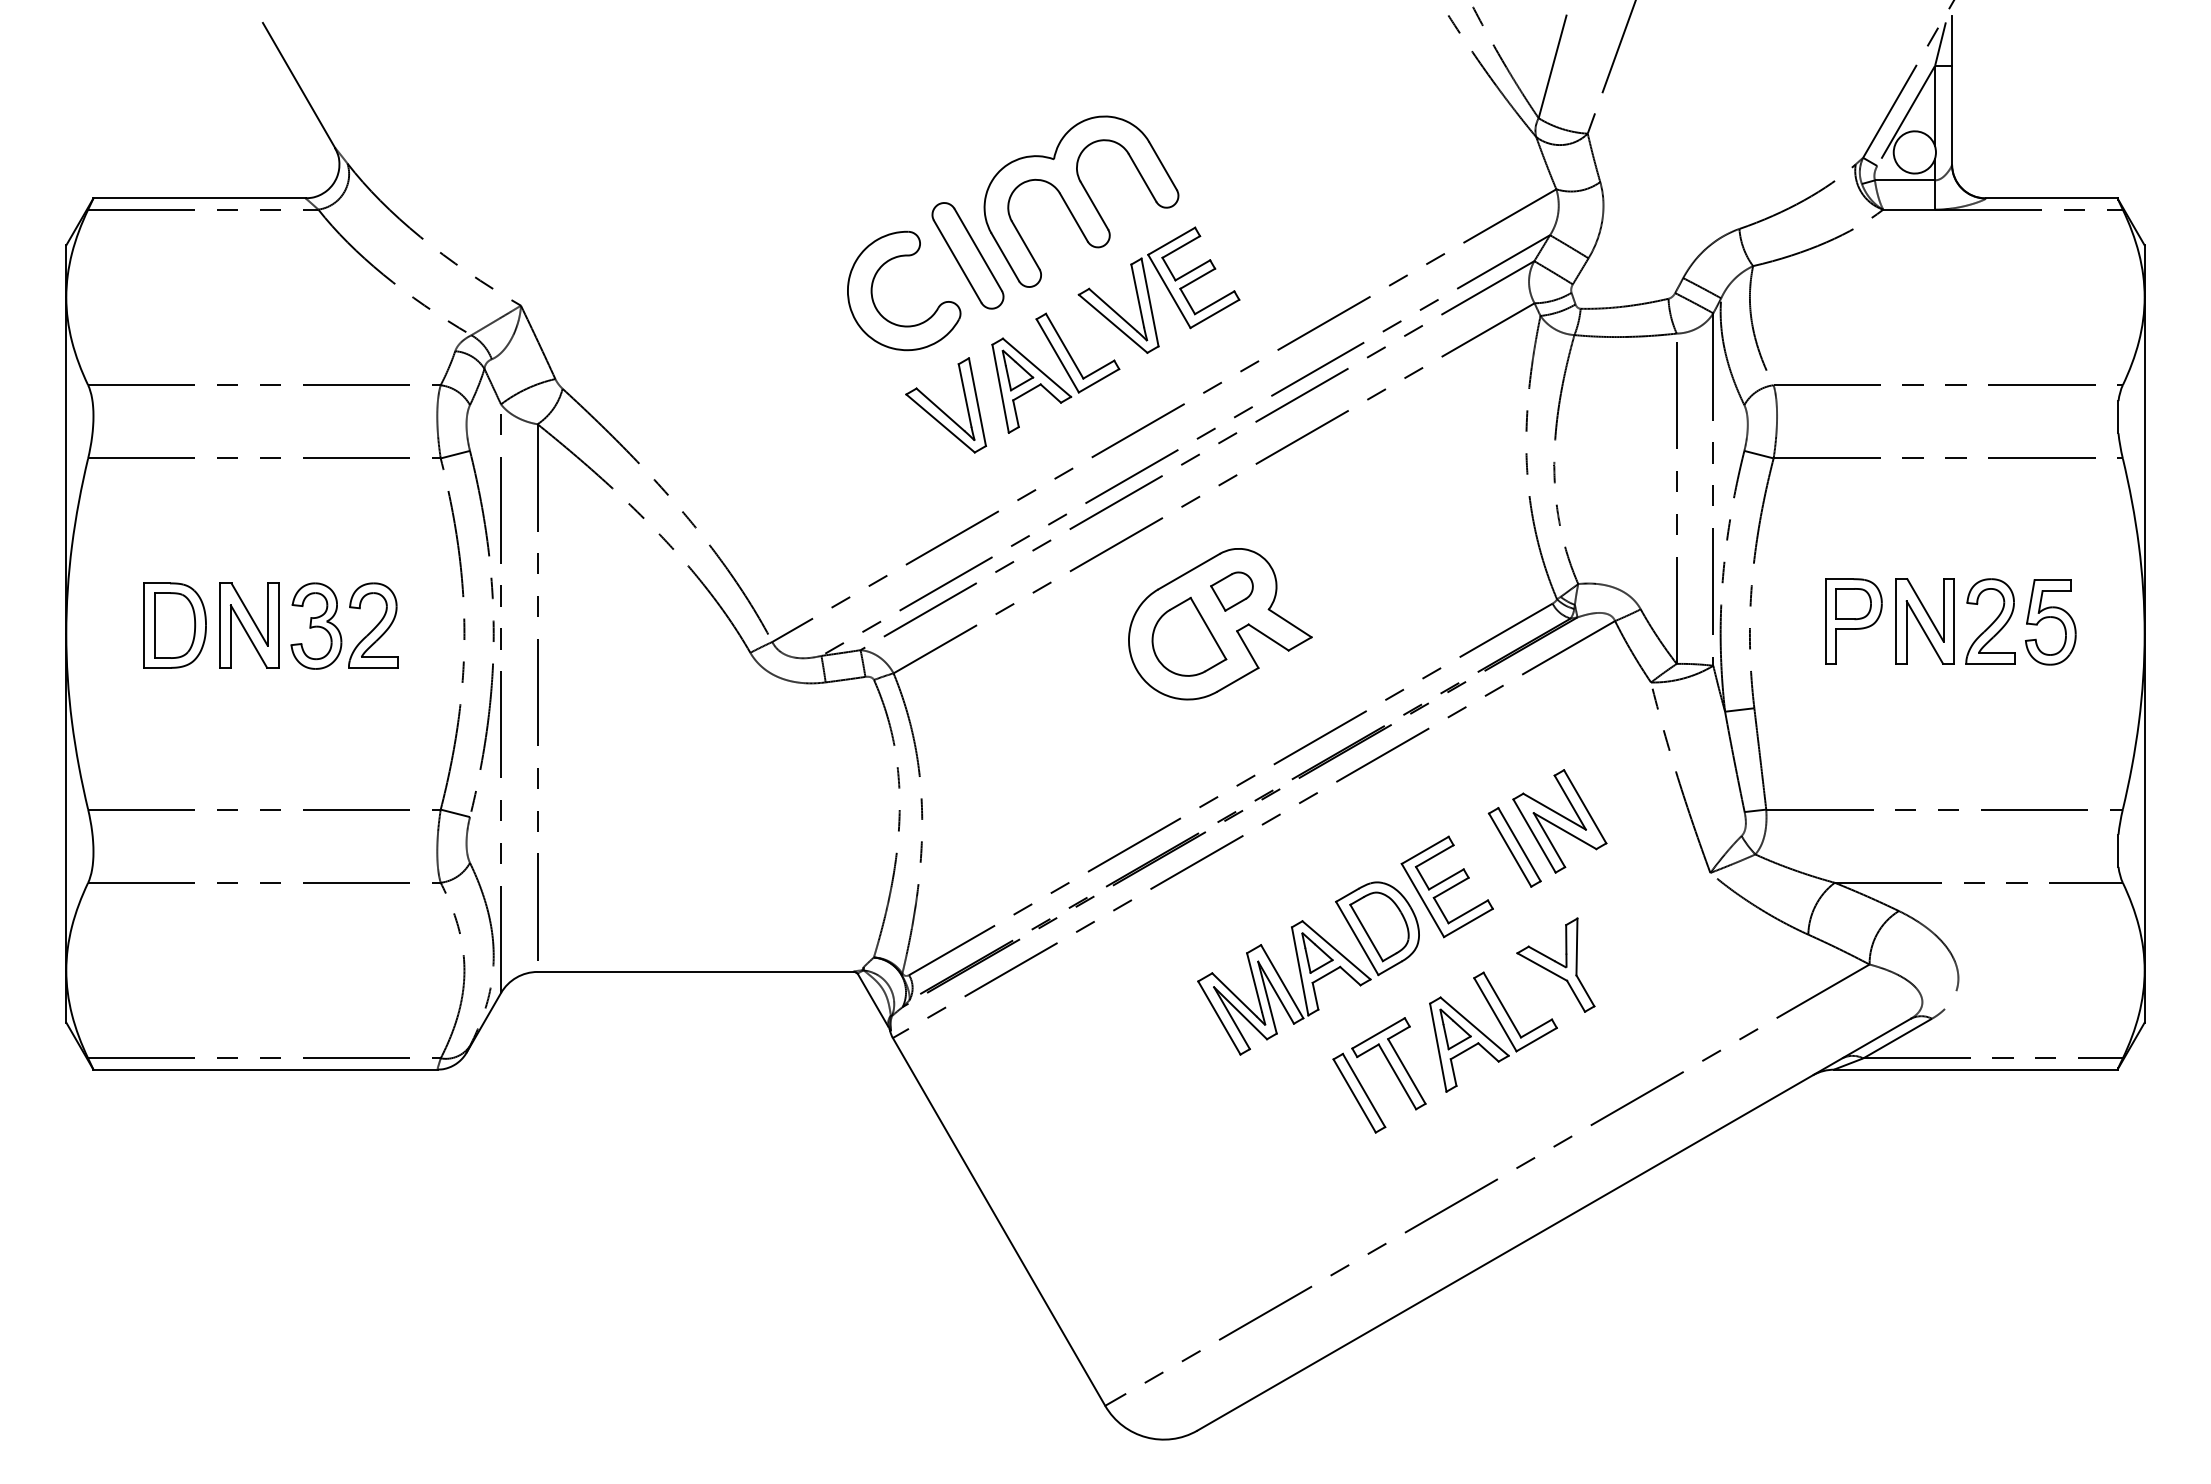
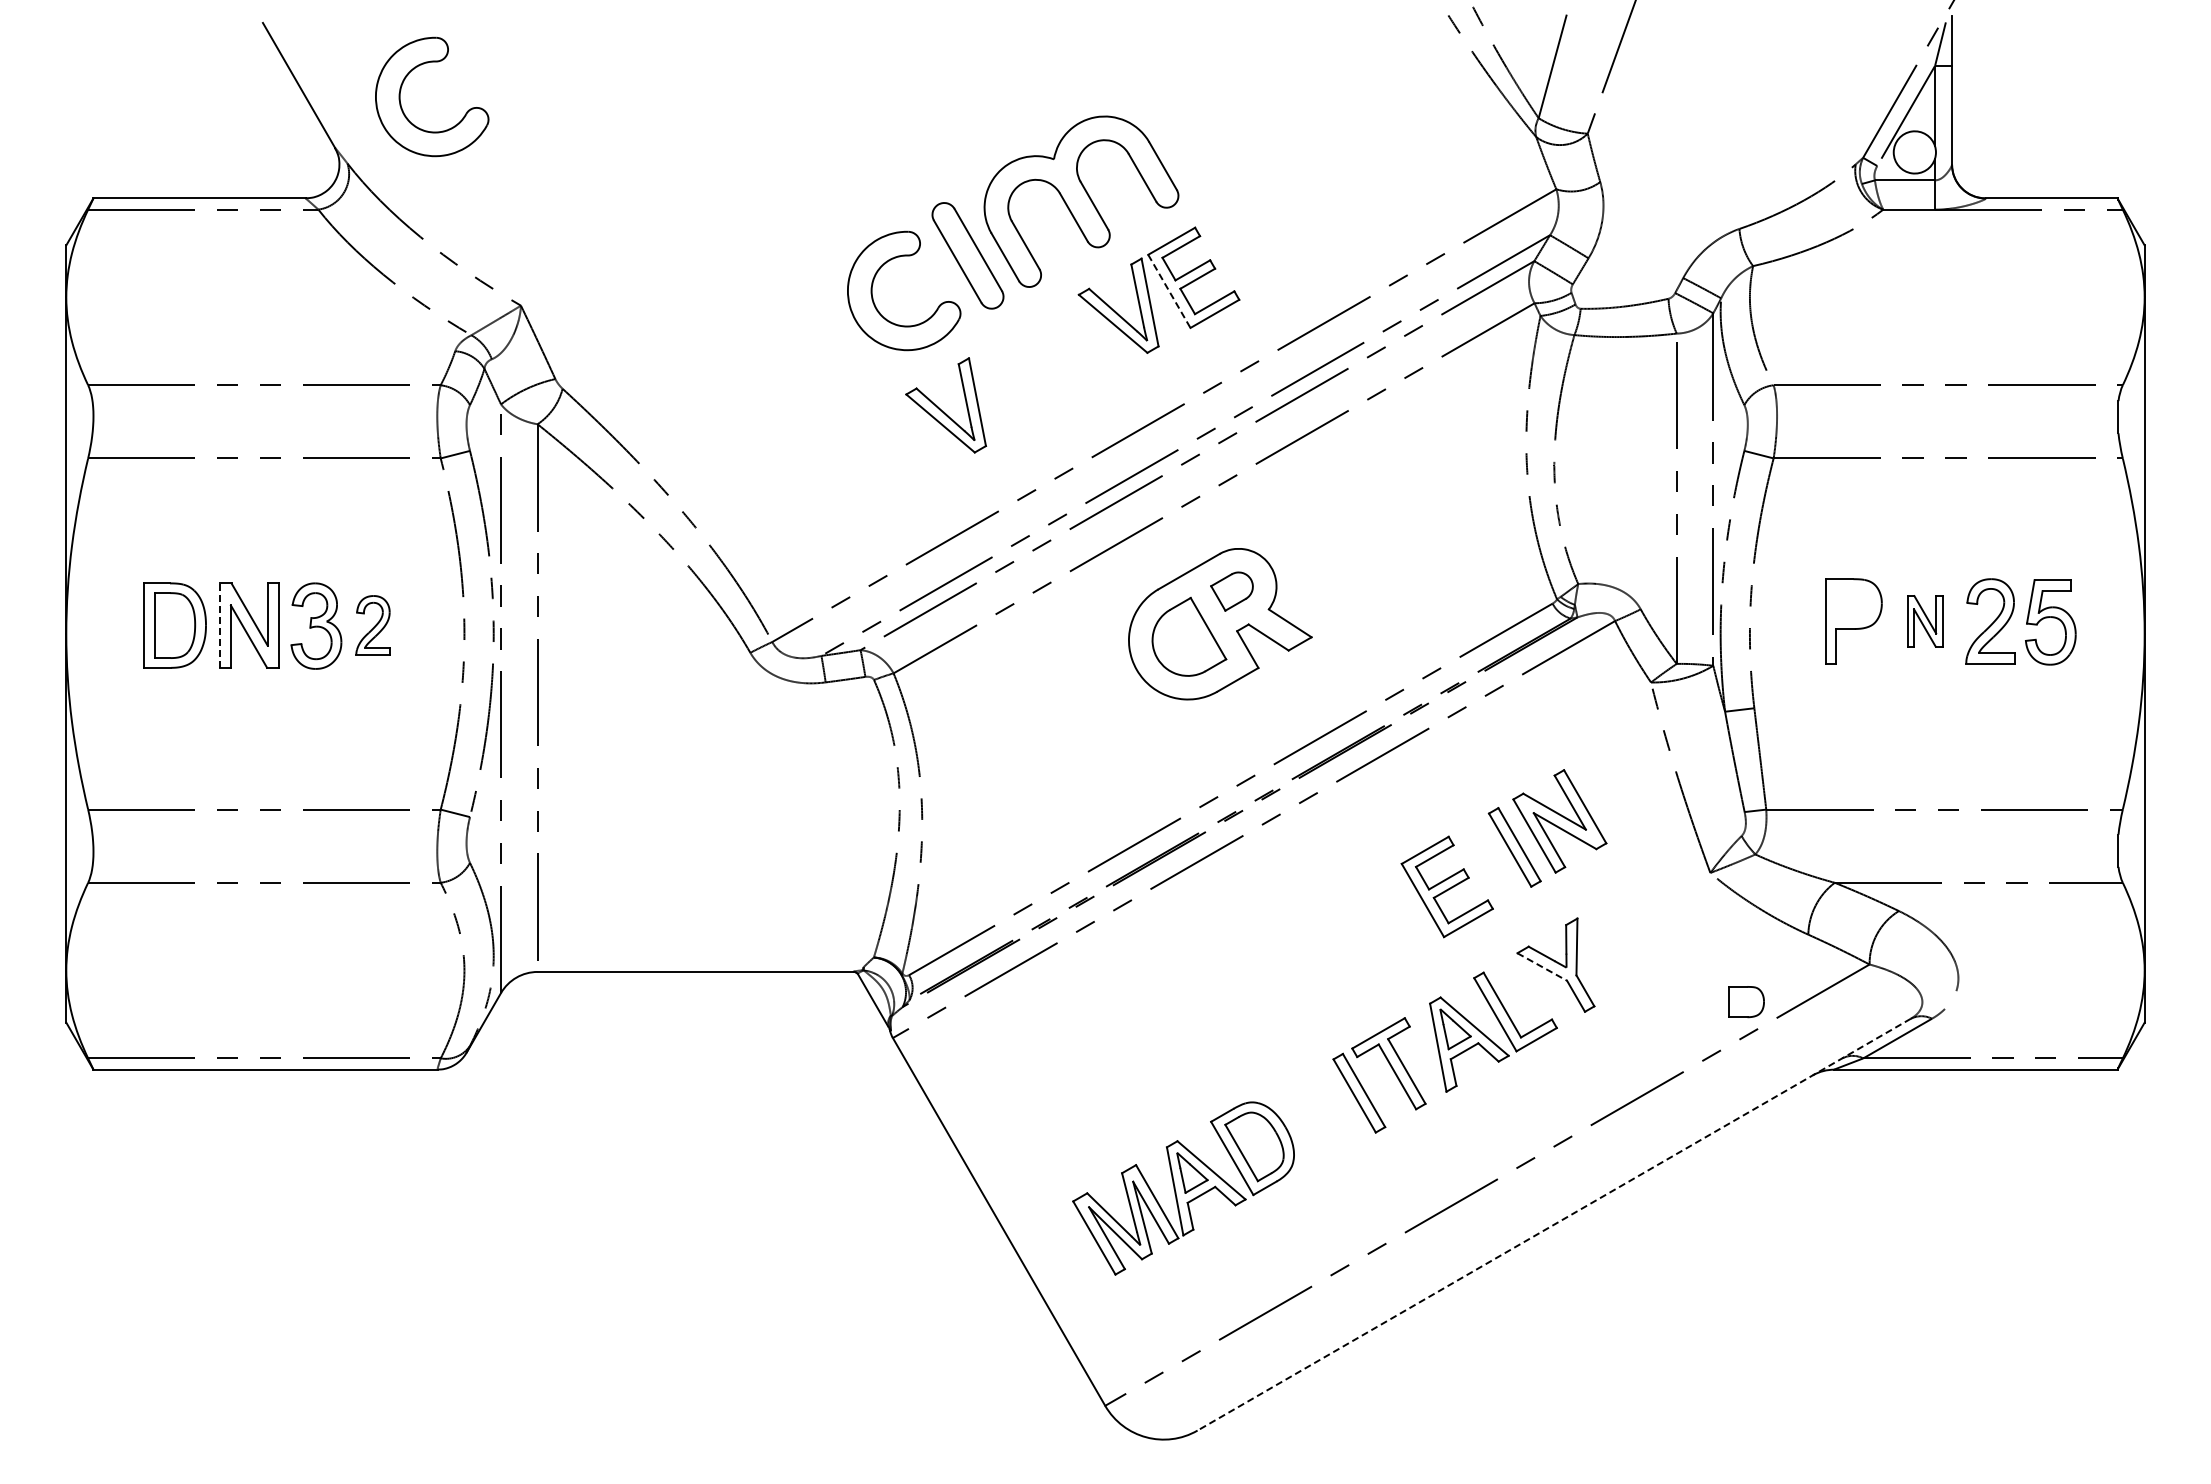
part: none -> present (401, 90)
line: solid -> dashed (1169, 291)
part: present -> none (1051, 378)
part position: (1853, 604) -> (1746, 1002) (1746, 1002)
part size: 60x87 px -> 37x53 px (1925, 621)
line: solid -> dashed (220, 625)
part size: 51x87 px -> 36x61 px (372, 625)
line: solid -> dashed (1542, 967)
part position: (1308, 968) -> (1183, 1188) (1183, 1188)
line: solid -> dashed (1554, 1224)
